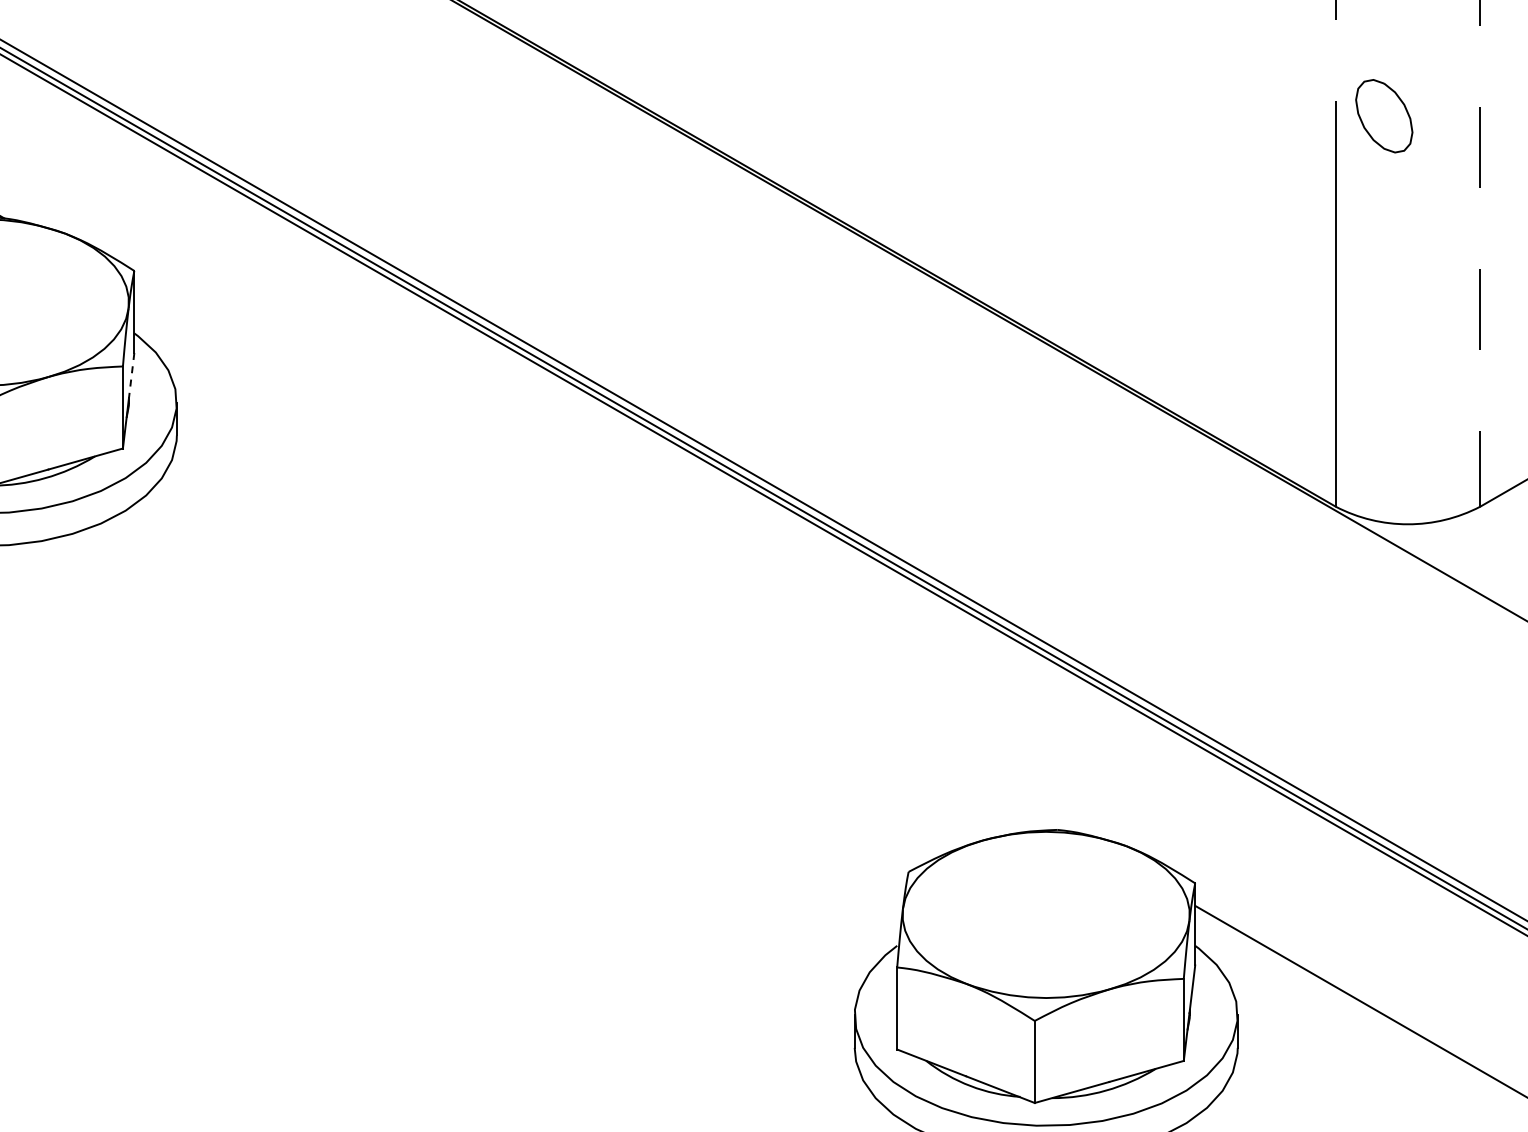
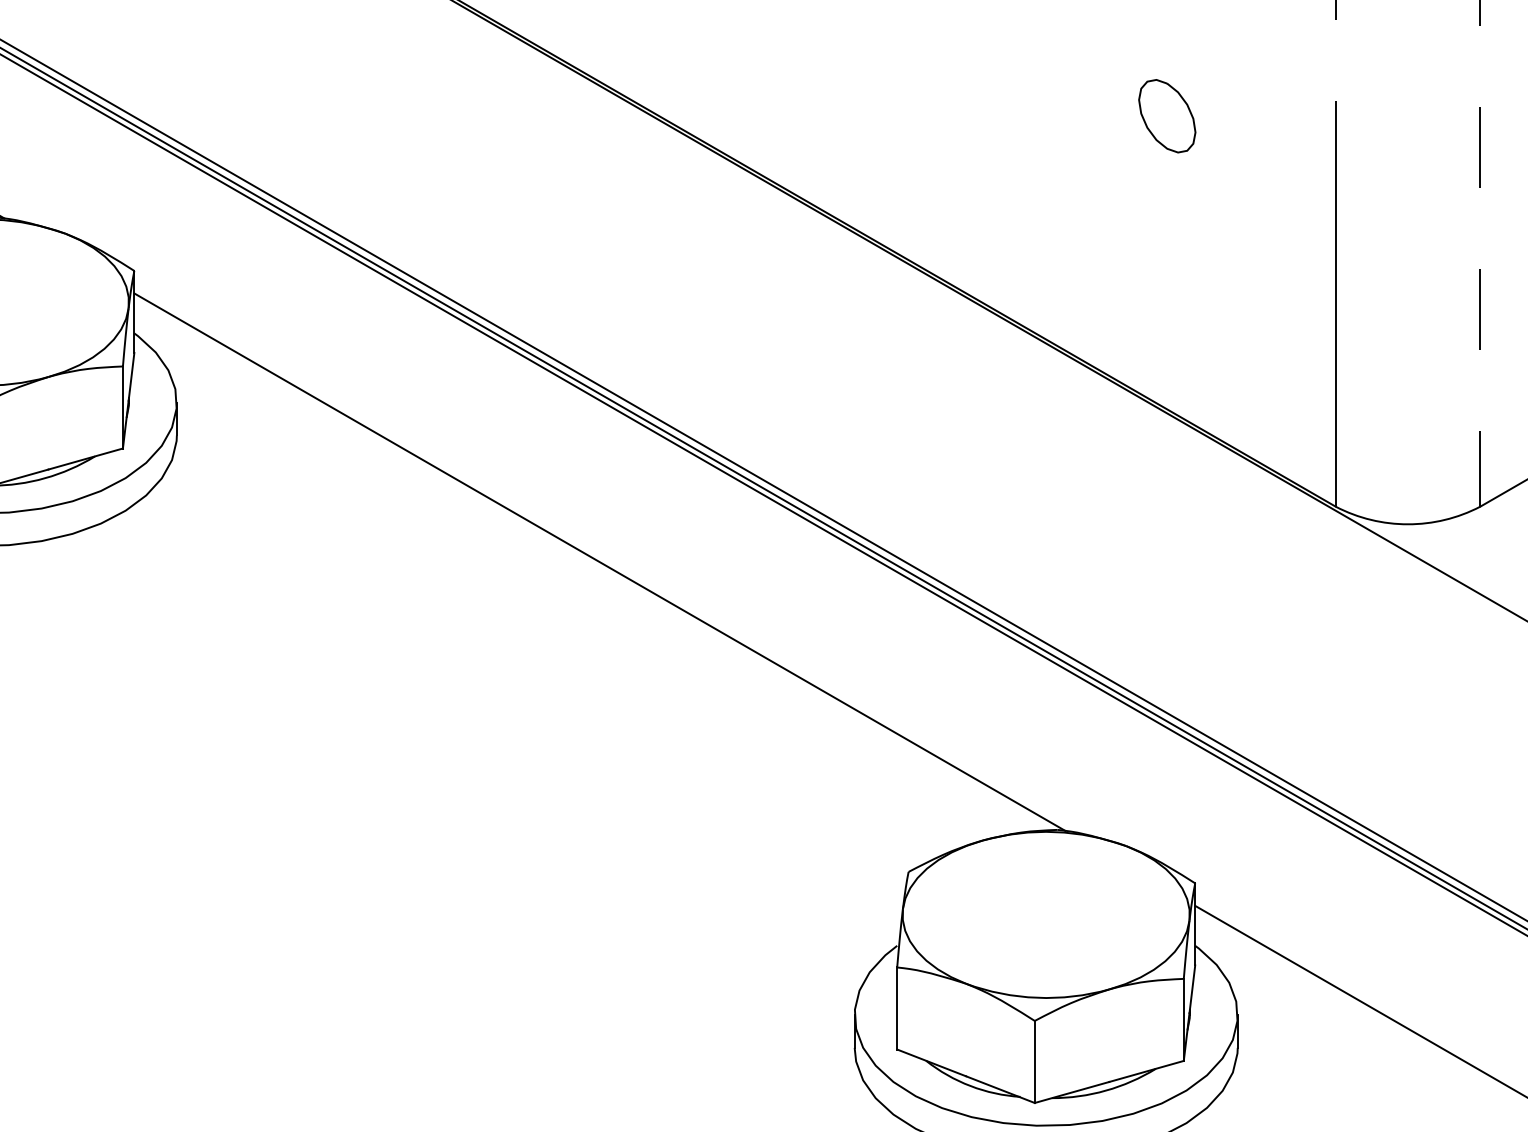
part position: (1384, 116) -> (1167, 116) (1167, 116)
line: dashed -> solid (131, 377)
line: none -> present (599, 561)
